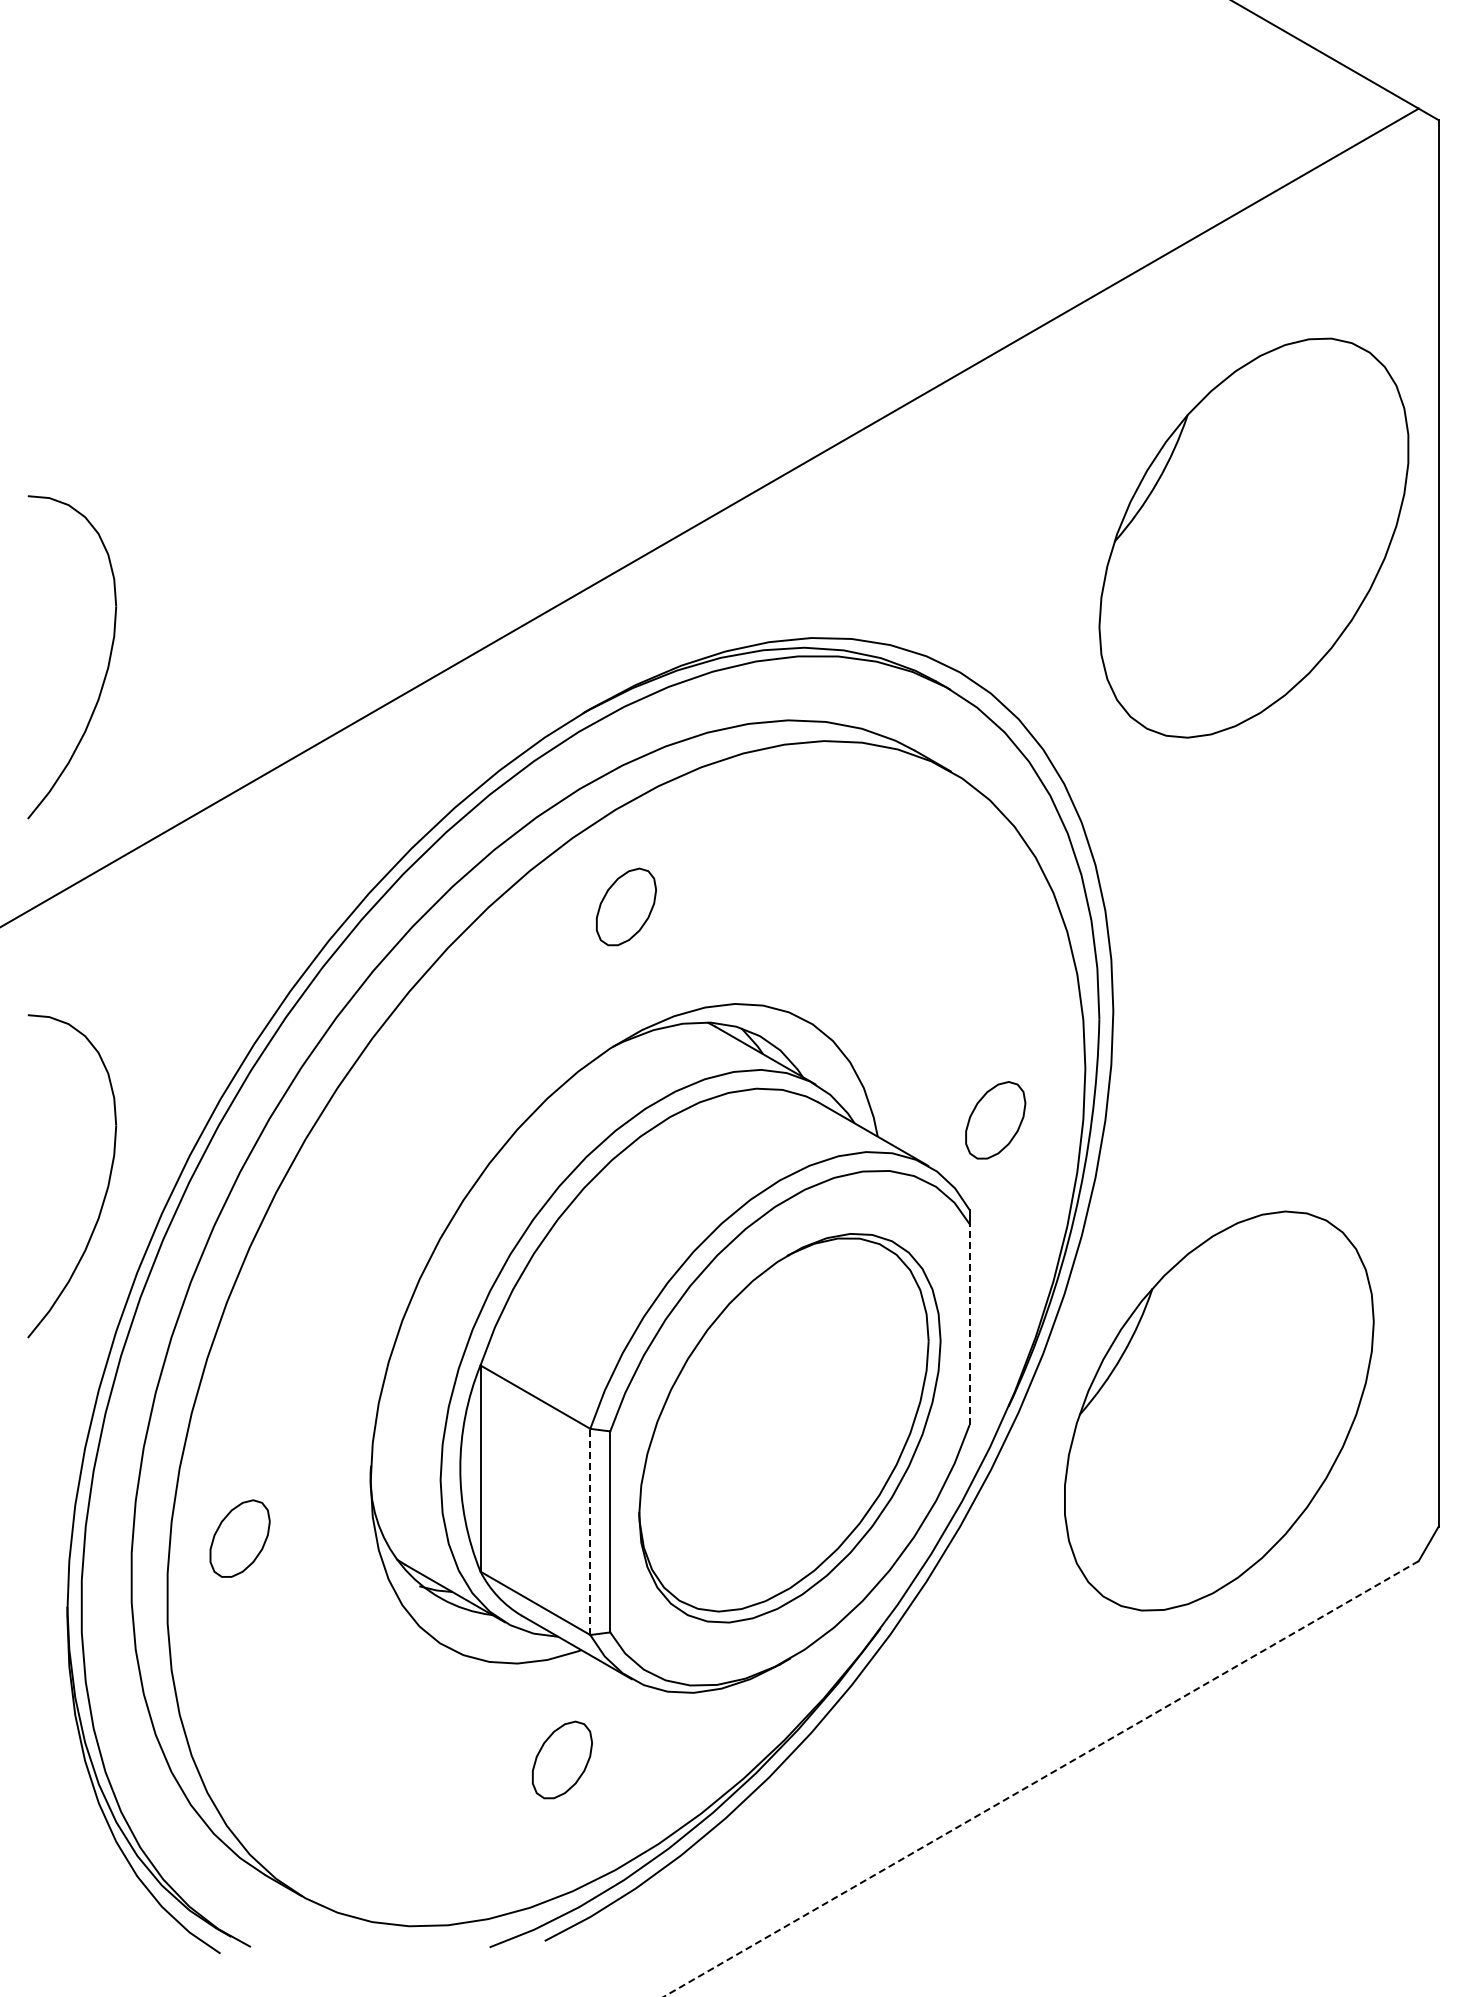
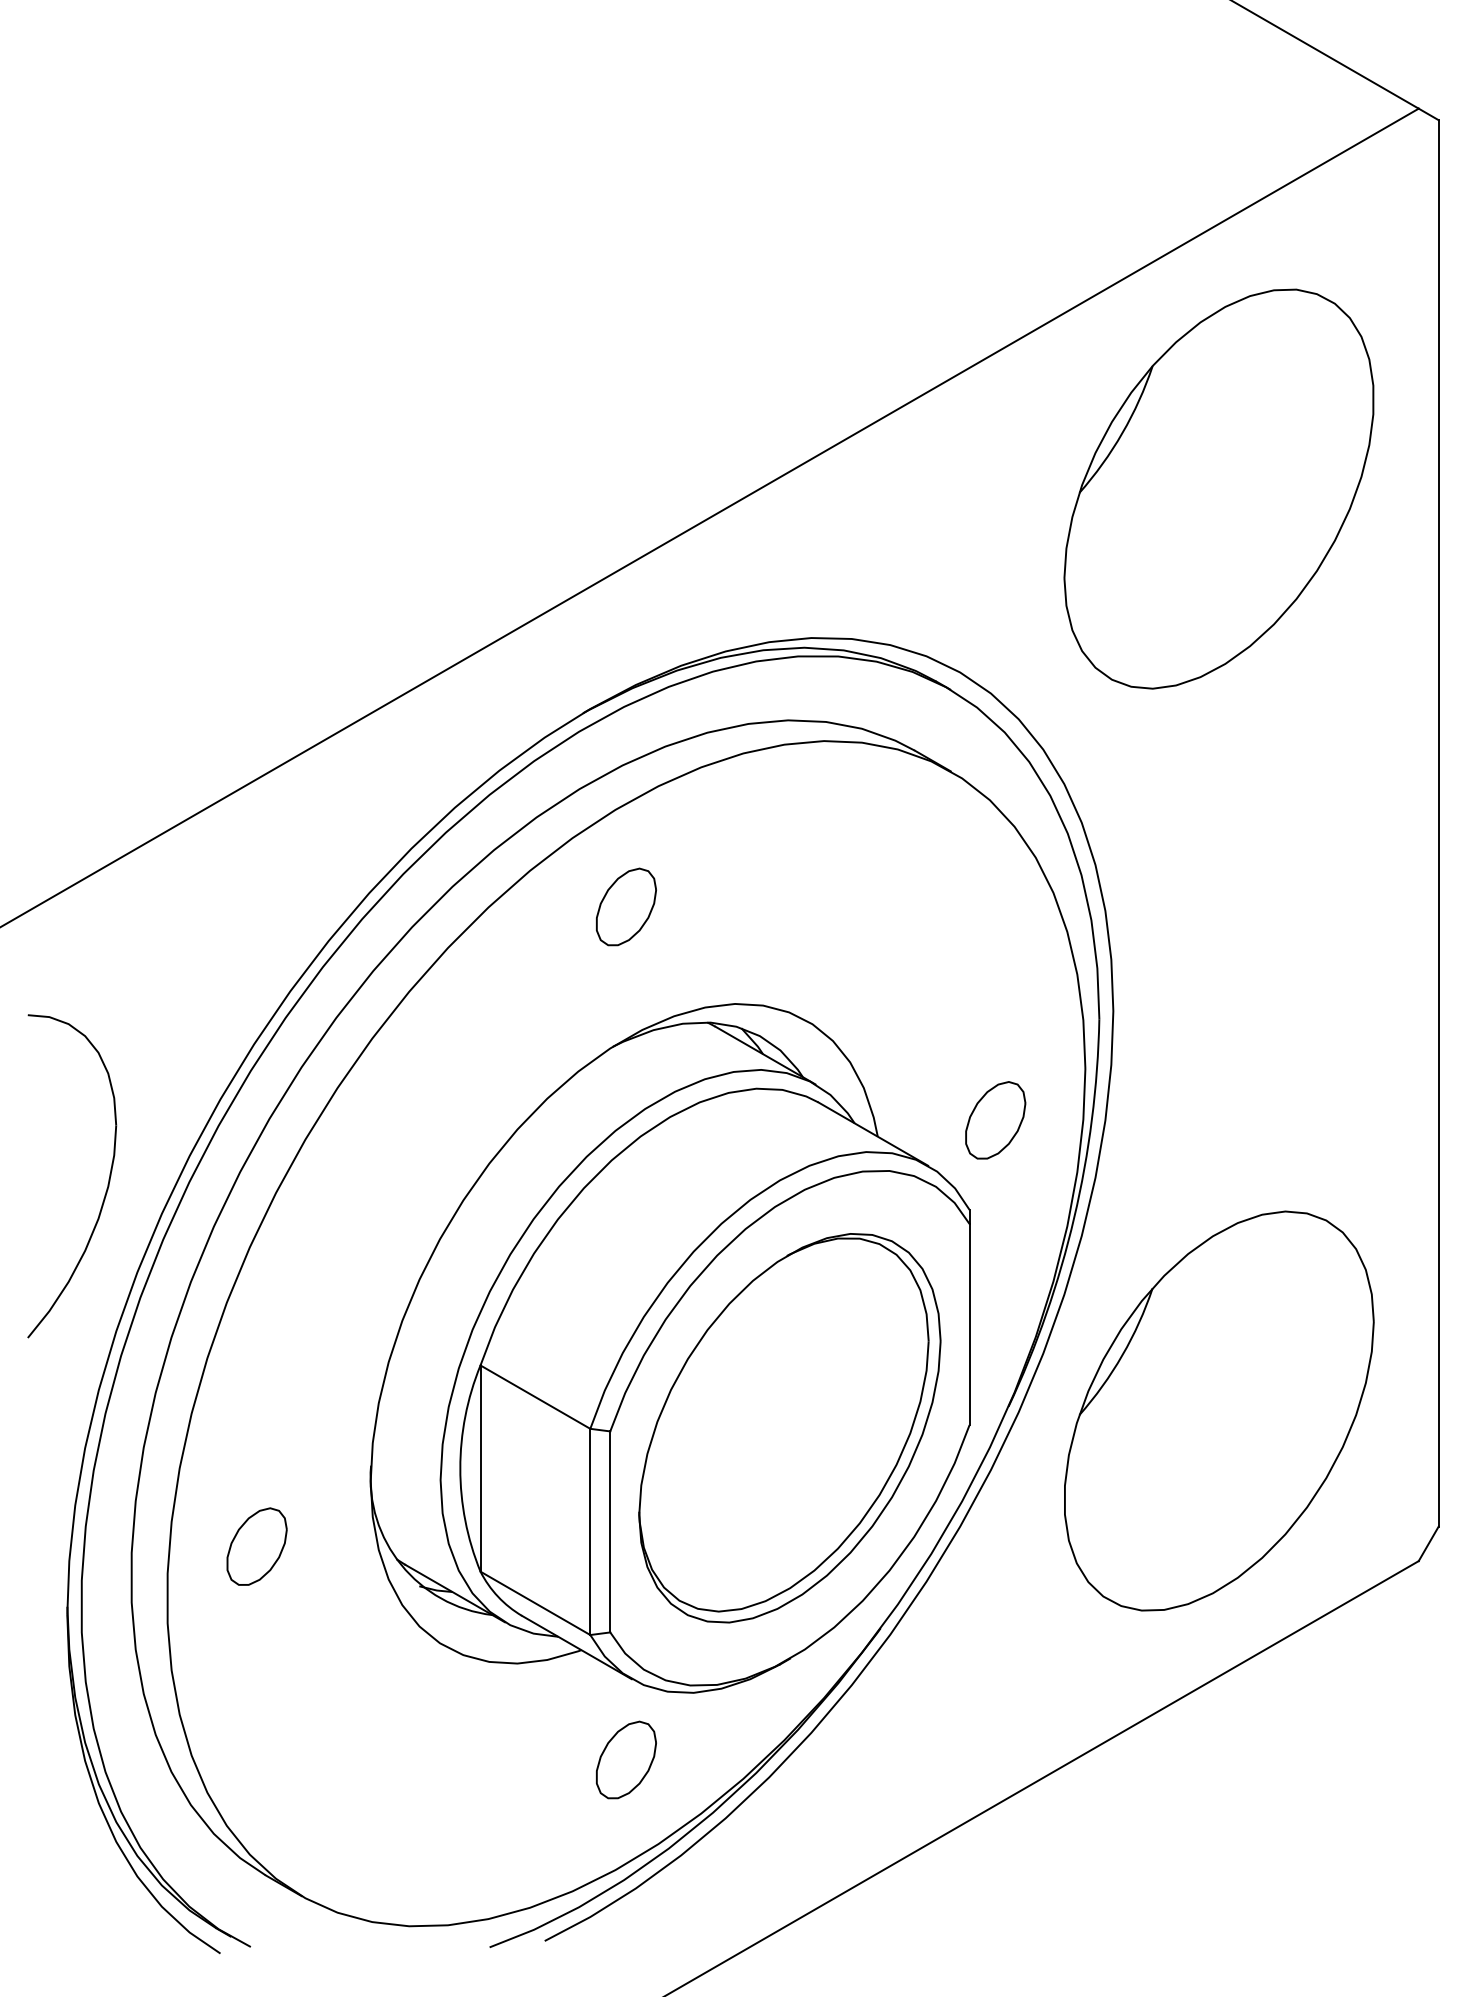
part position: (1253, 537) -> (1218, 488) (1218, 488)
part: present -> none (107, 665)
line: dashed -> solid (969, 1324)
line: dashed -> solid (590, 1531)
part position: (239, 1538) -> (256, 1546) (256, 1546)
part position: (562, 1759) -> (626, 1759) (626, 1759)
line: dashed -> solid (1041, 1778)
